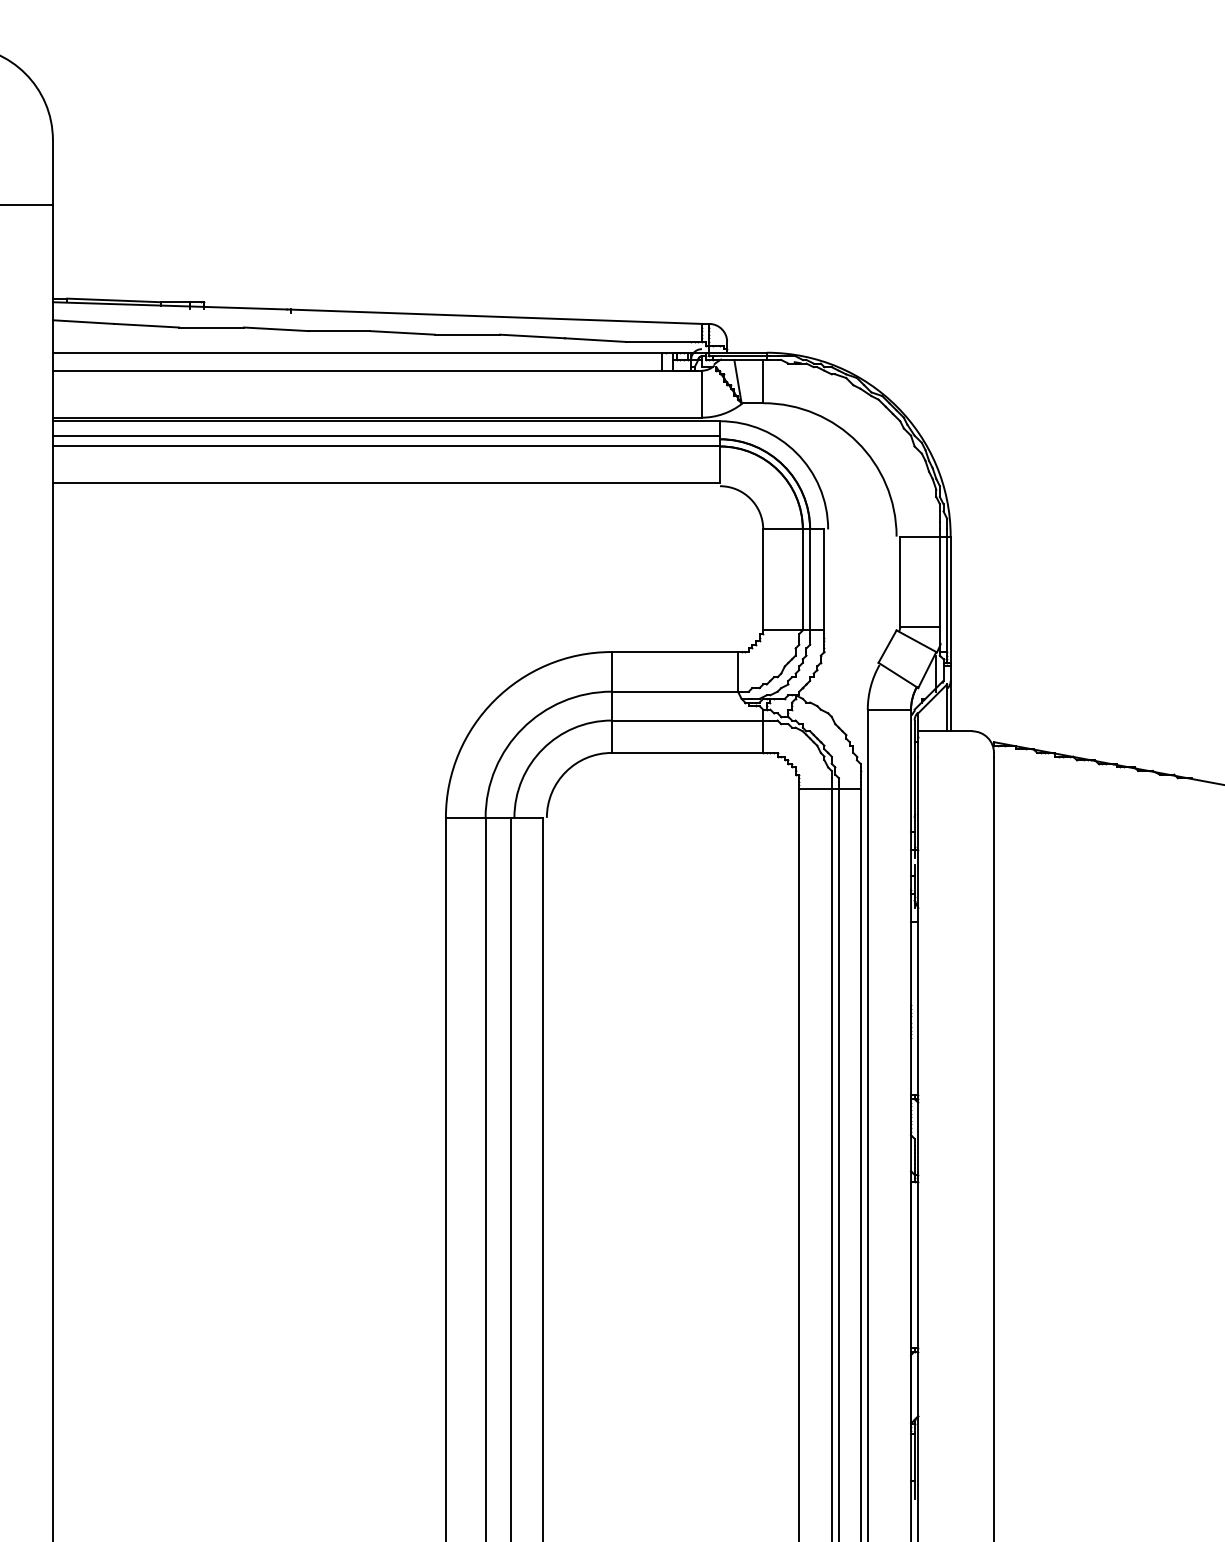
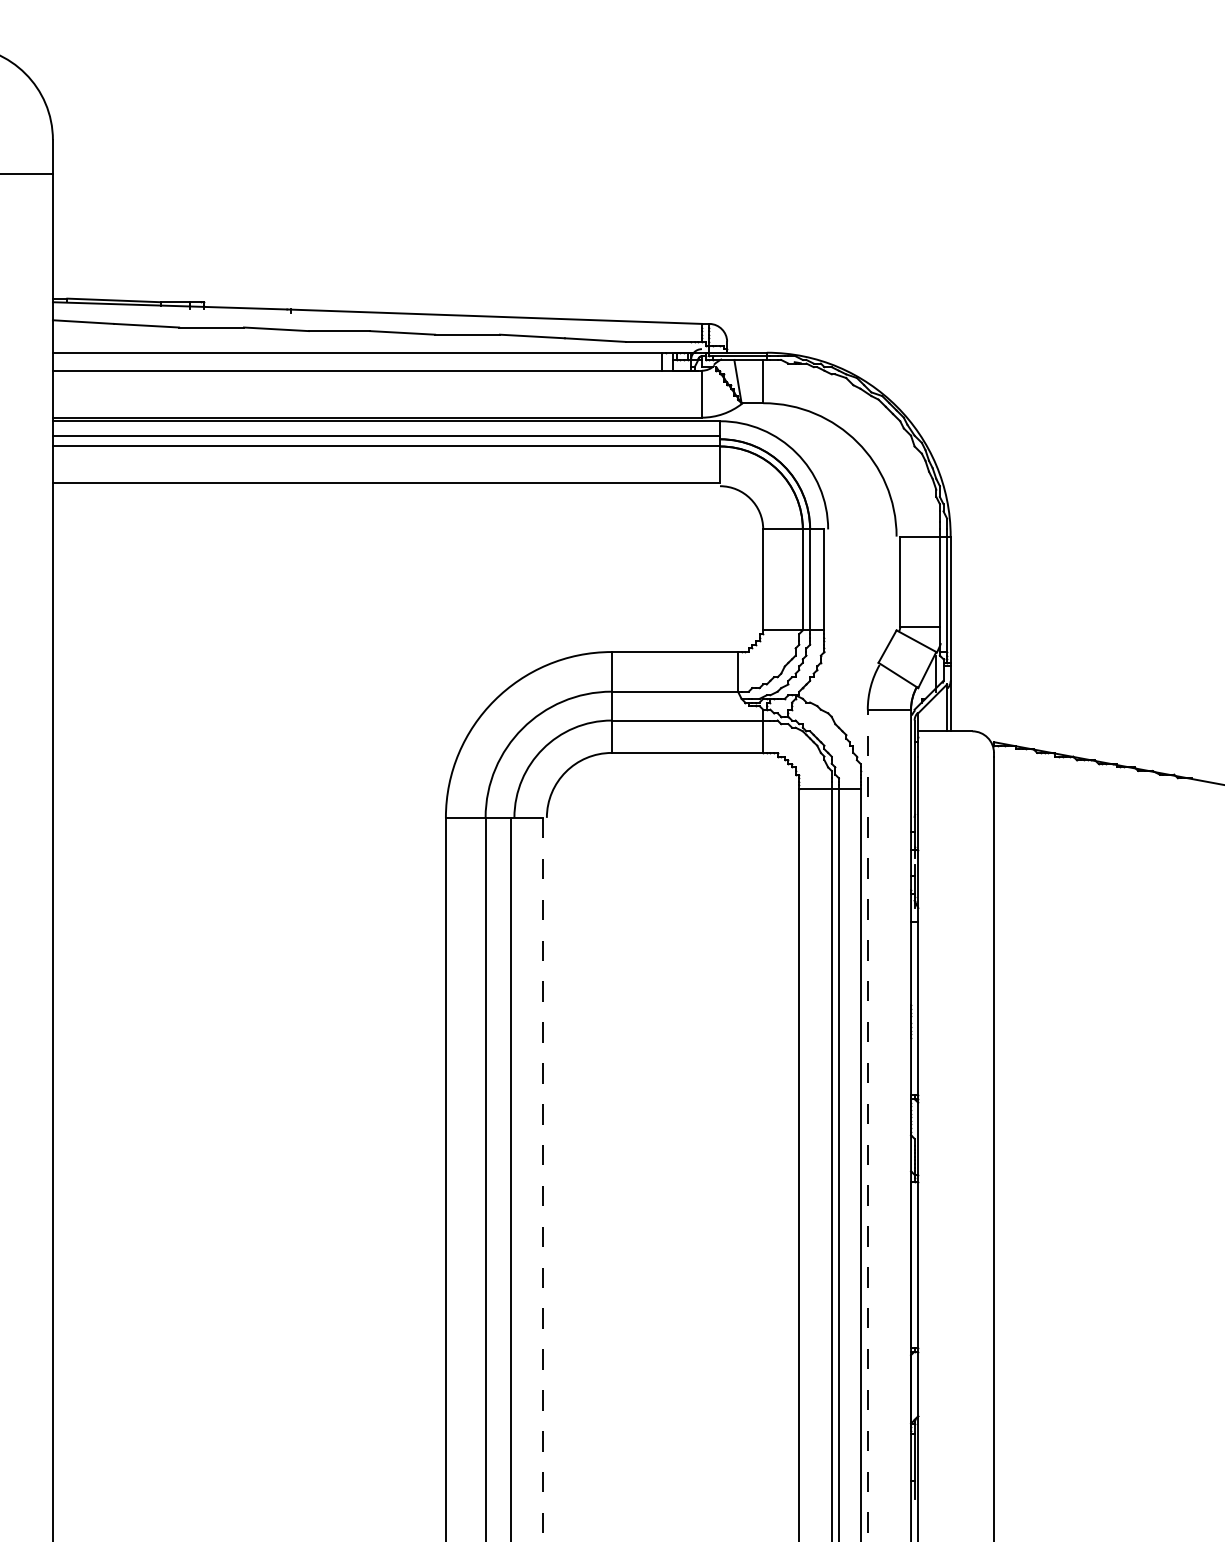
line position: (27, 204) -> (27, 173) (27, 173)
line: solid -> dashed (867, 1125)
line: solid -> dashed (543, 1179)
